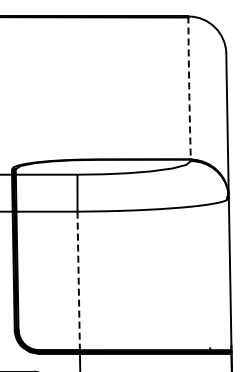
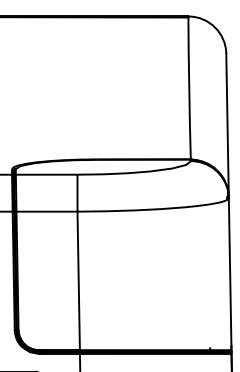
arc: dashed -> solid (189, 87)
line: dashed -> solid (78, 281)
